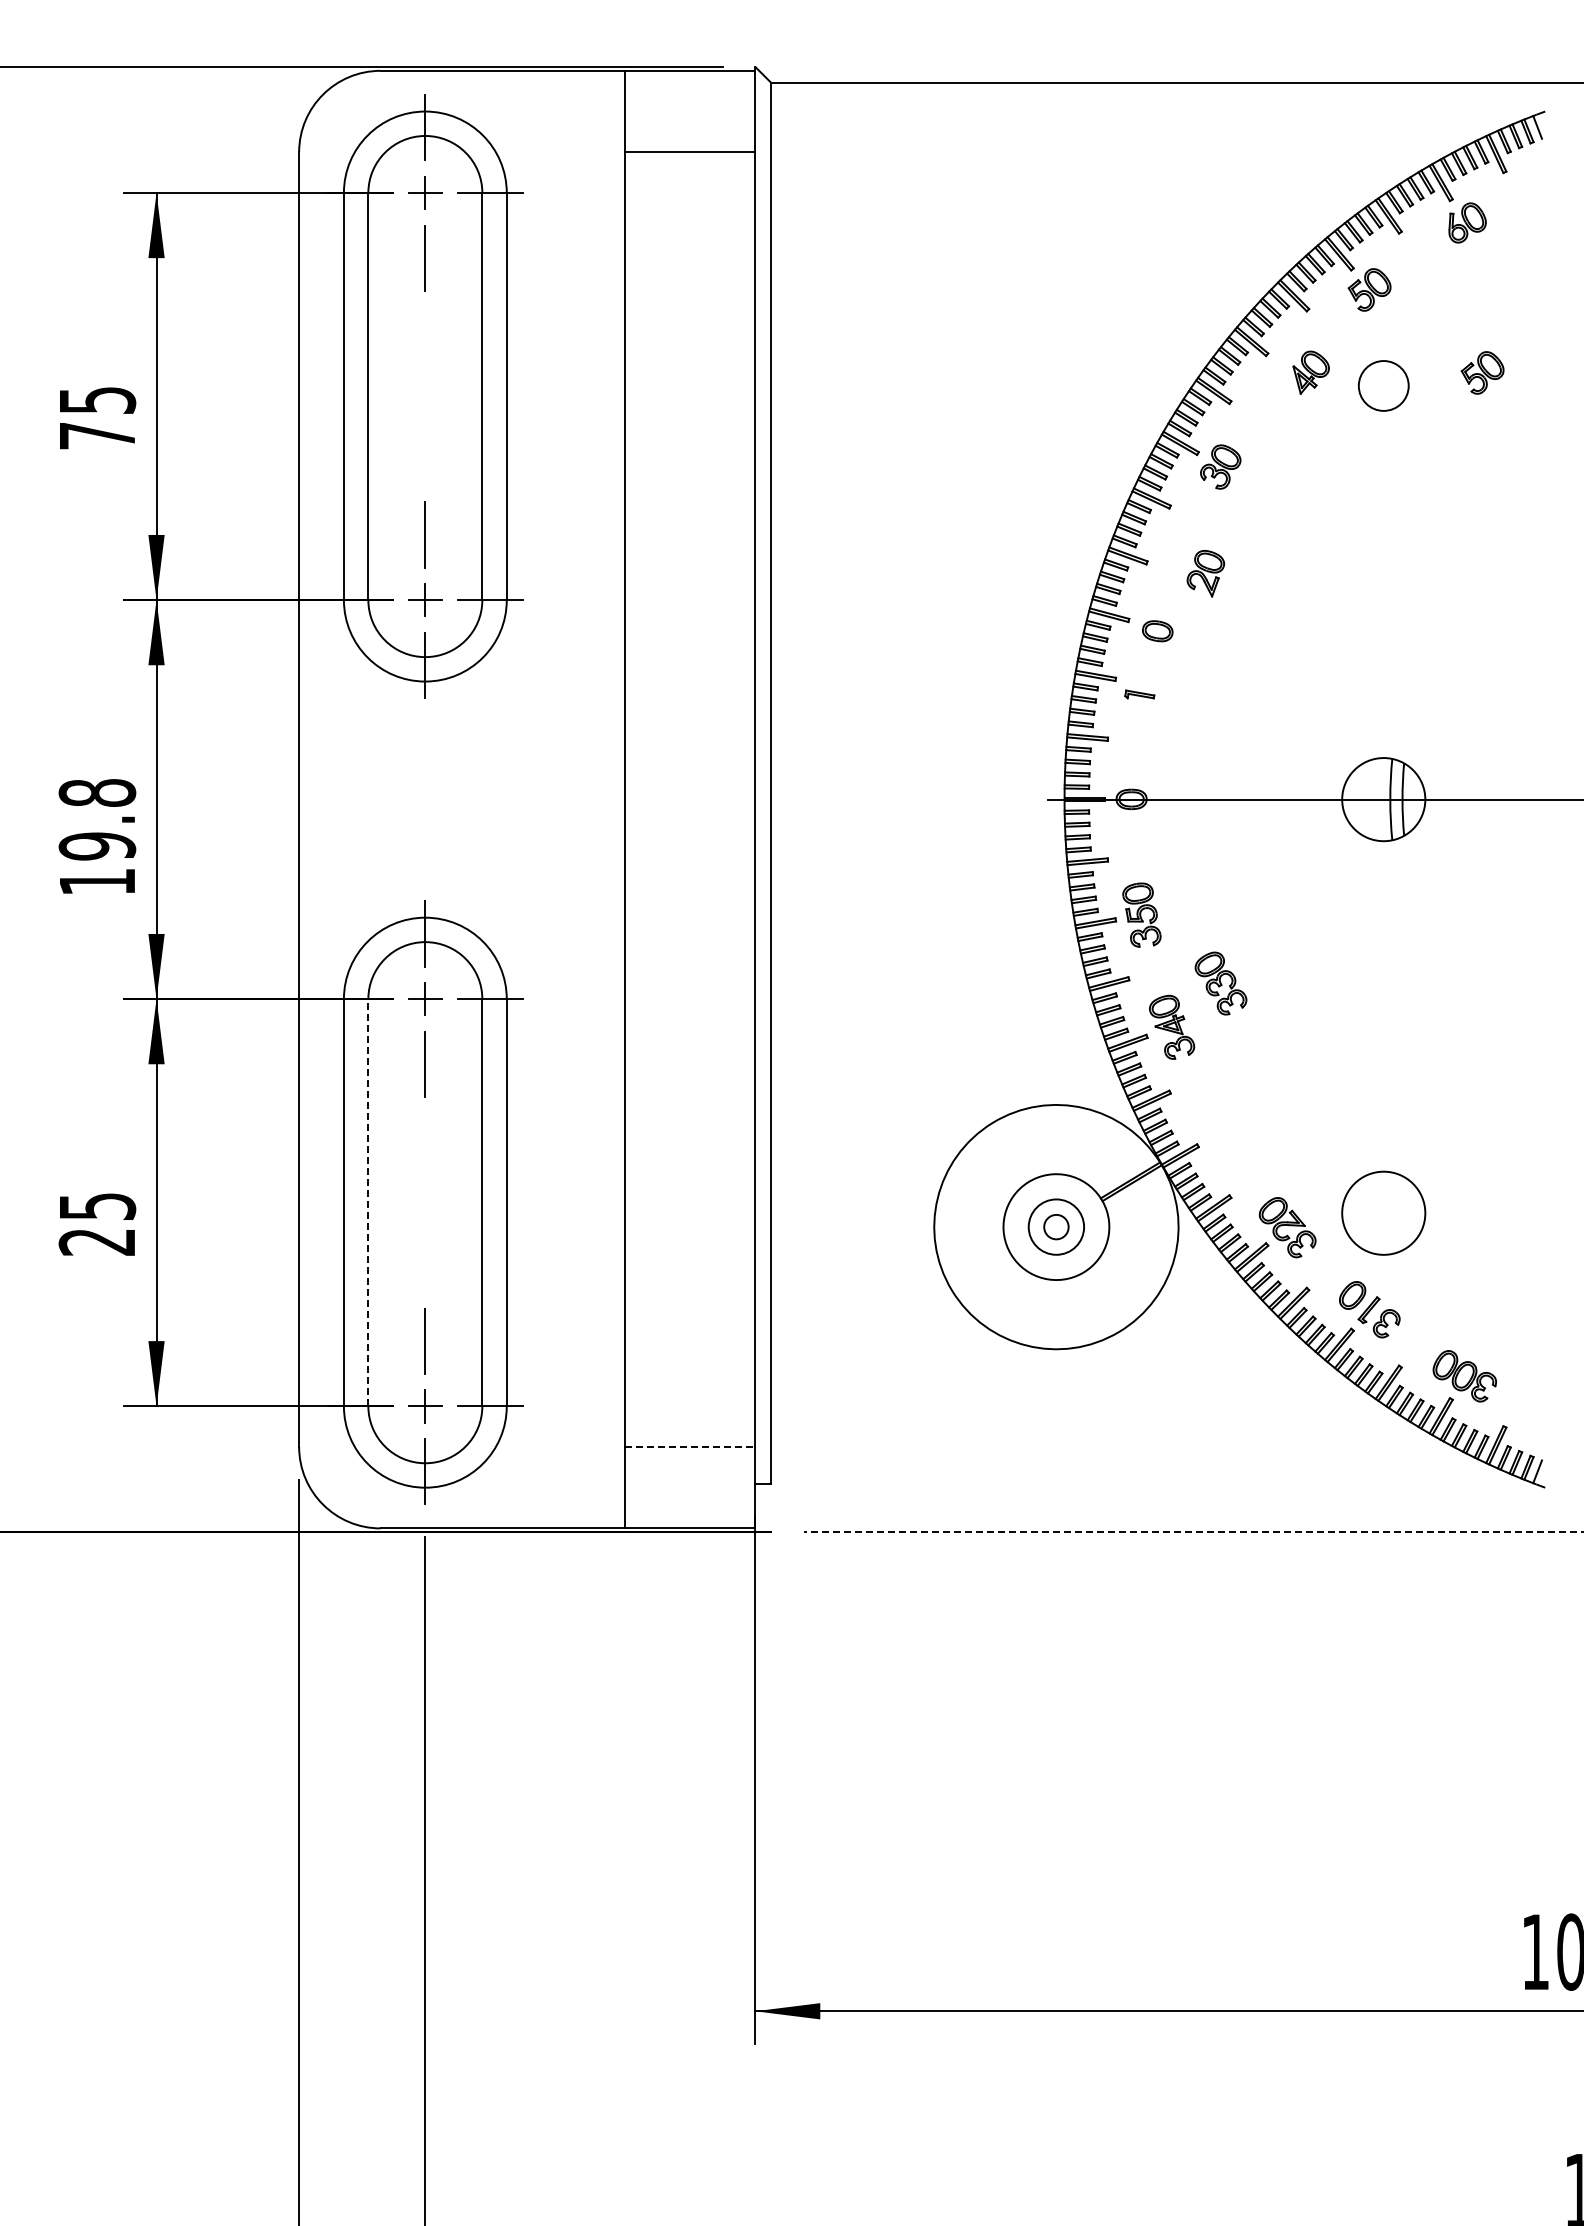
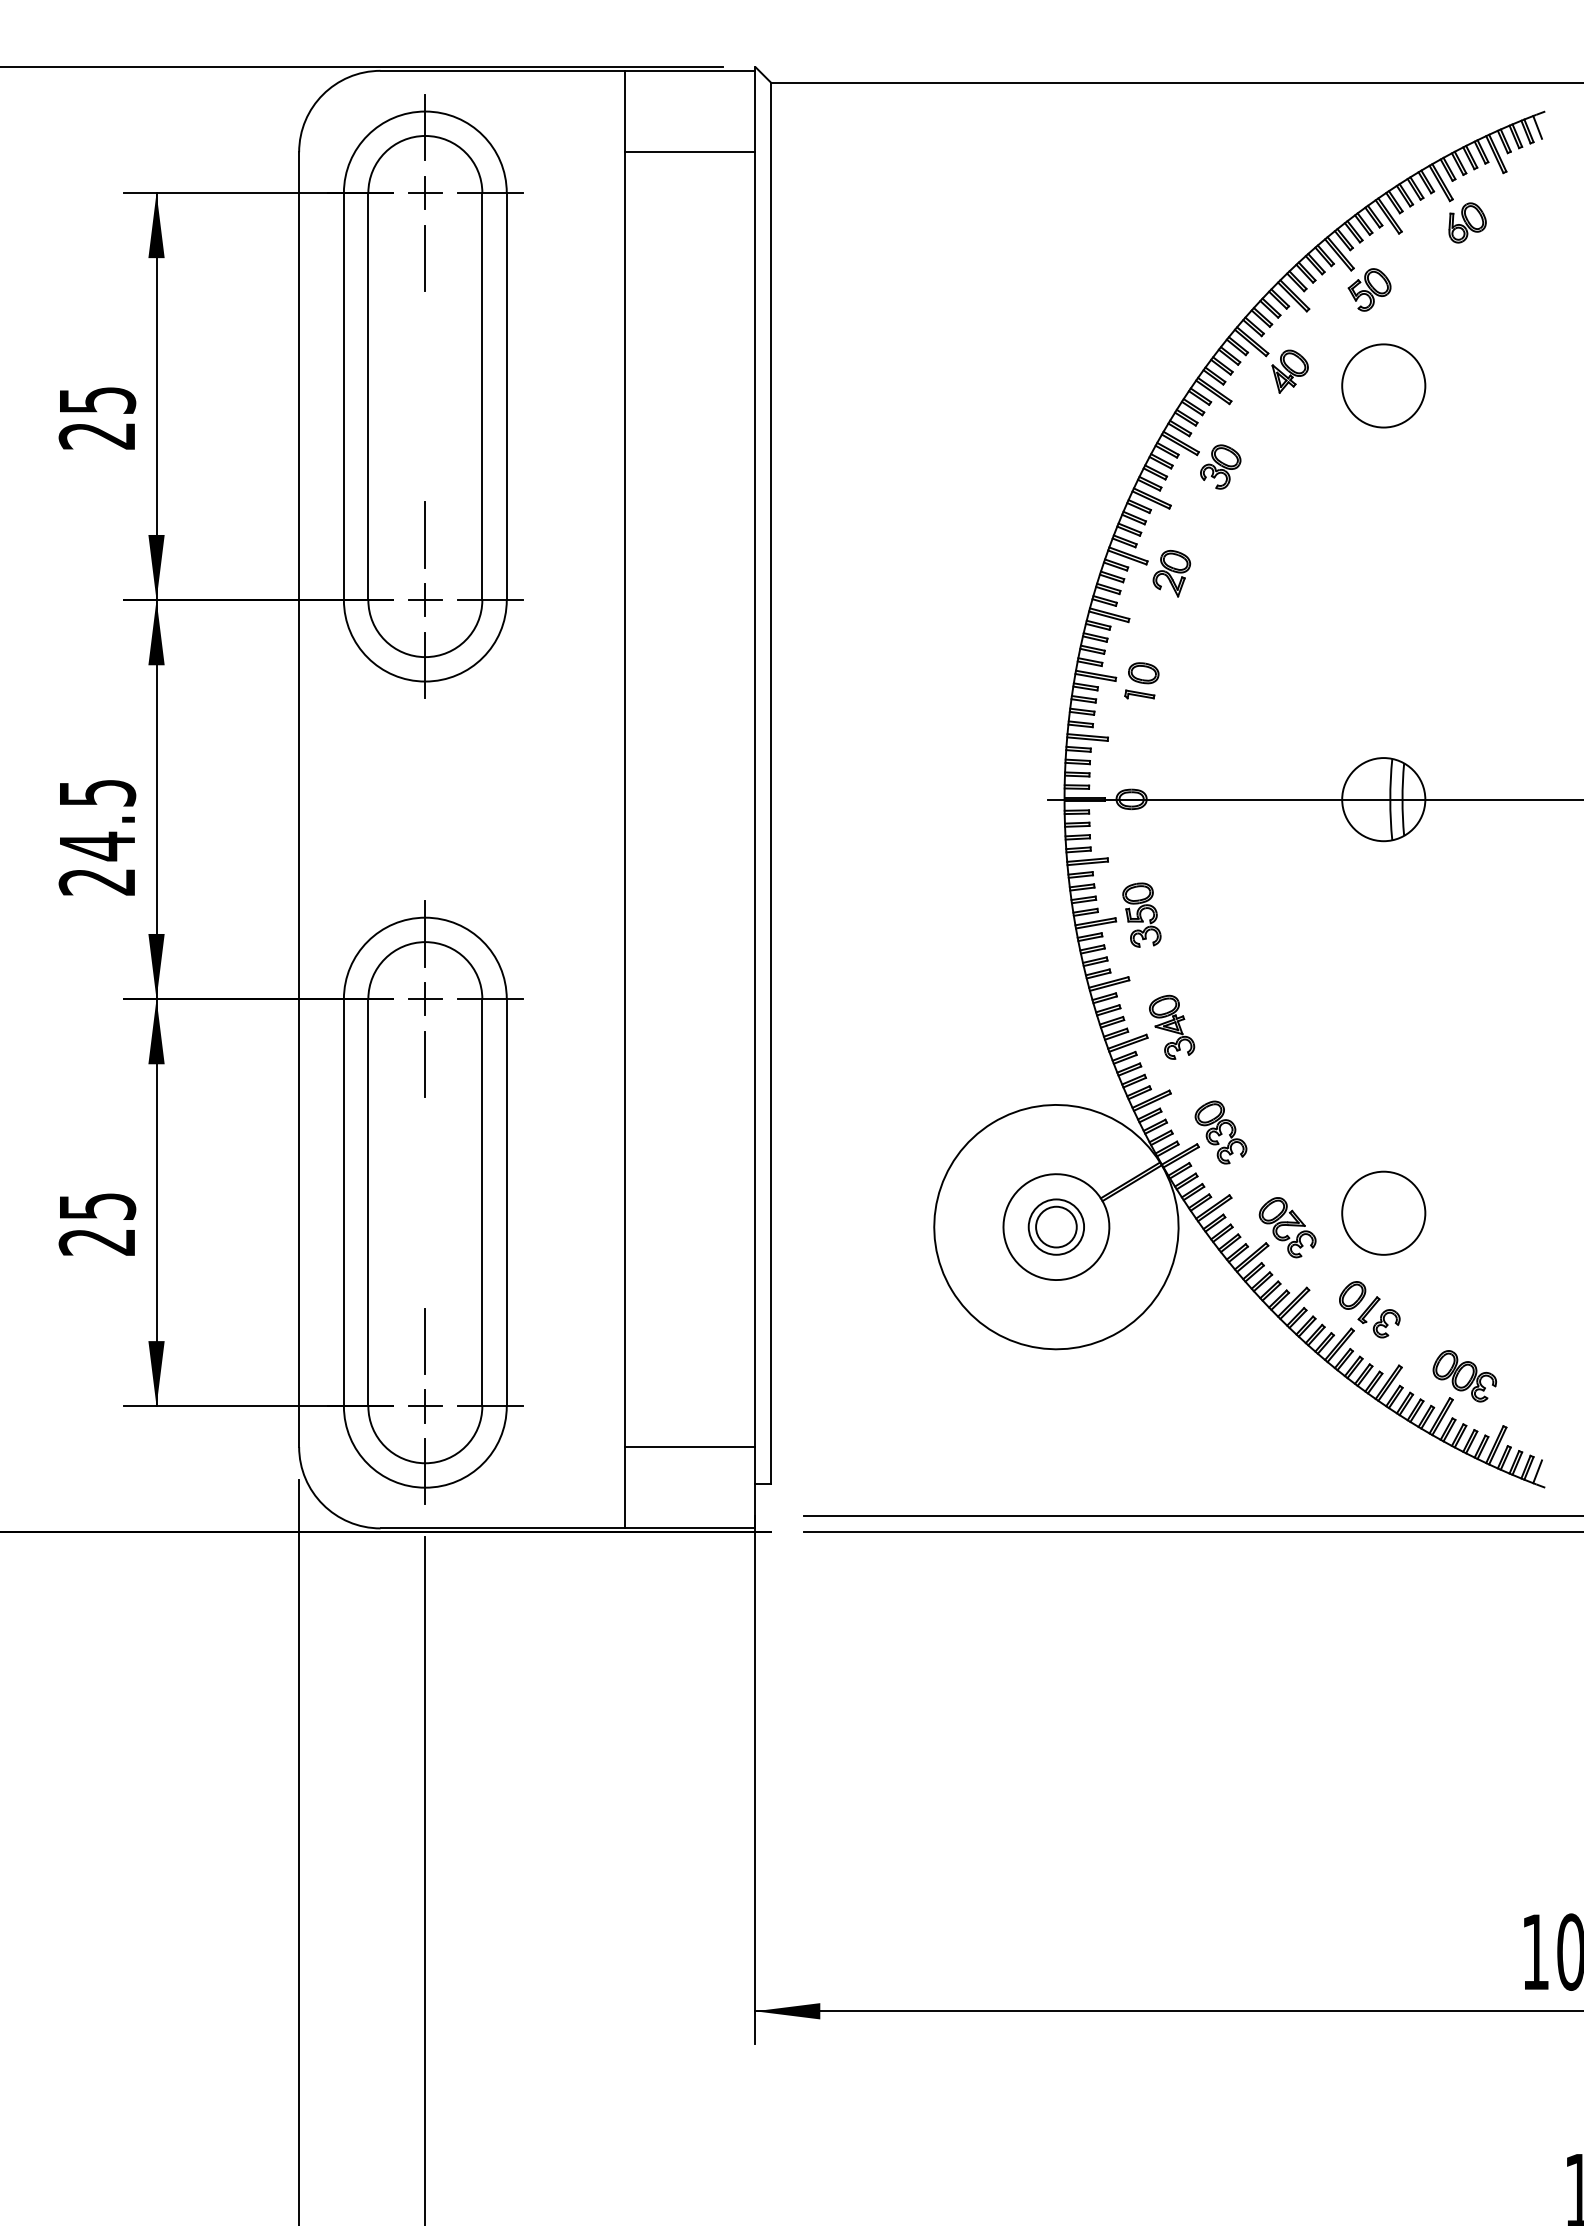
part position: (1310, 372) -> (1289, 371) (1289, 371)
part: present -> none (1482, 372)
circle diameter: 50 px -> 83 px (1383, 385)
text: 75 -> 25 (96, 436)
part position: (1205, 573) -> (1171, 573) (1171, 573)
part position: (1157, 631) -> (1143, 673) (1143, 673)
text: 19.8 -> 24.5 (97, 837)
part position: (1220, 983) -> (1220, 1132) (1220, 1132)
line: dashed -> solid (368, 1202)
circle diameter: 24 px -> 41 px (1056, 1226)
line: dashed -> solid (690, 1446)
line: none -> present (1192, 1516)
line: dashed -> solid (1193, 1532)
